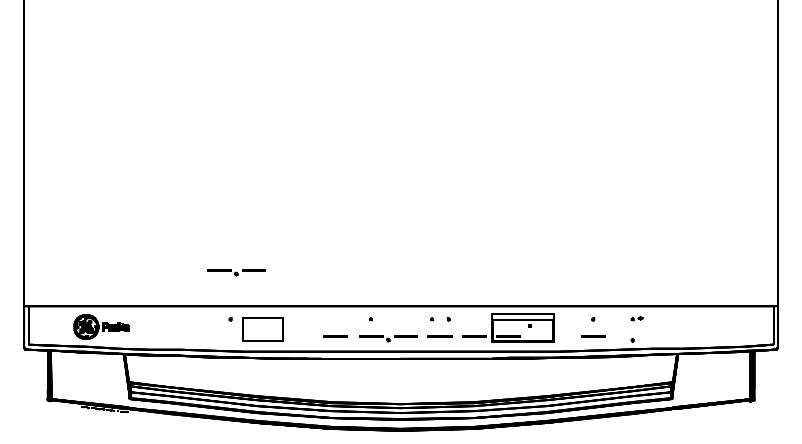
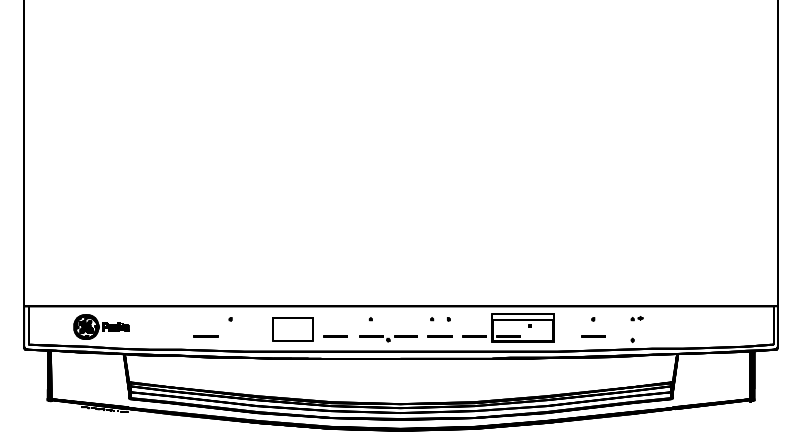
part: present -> none (236, 272)
part position: (262, 329) -> (292, 329) (292, 329)
line: none -> present (205, 336)
